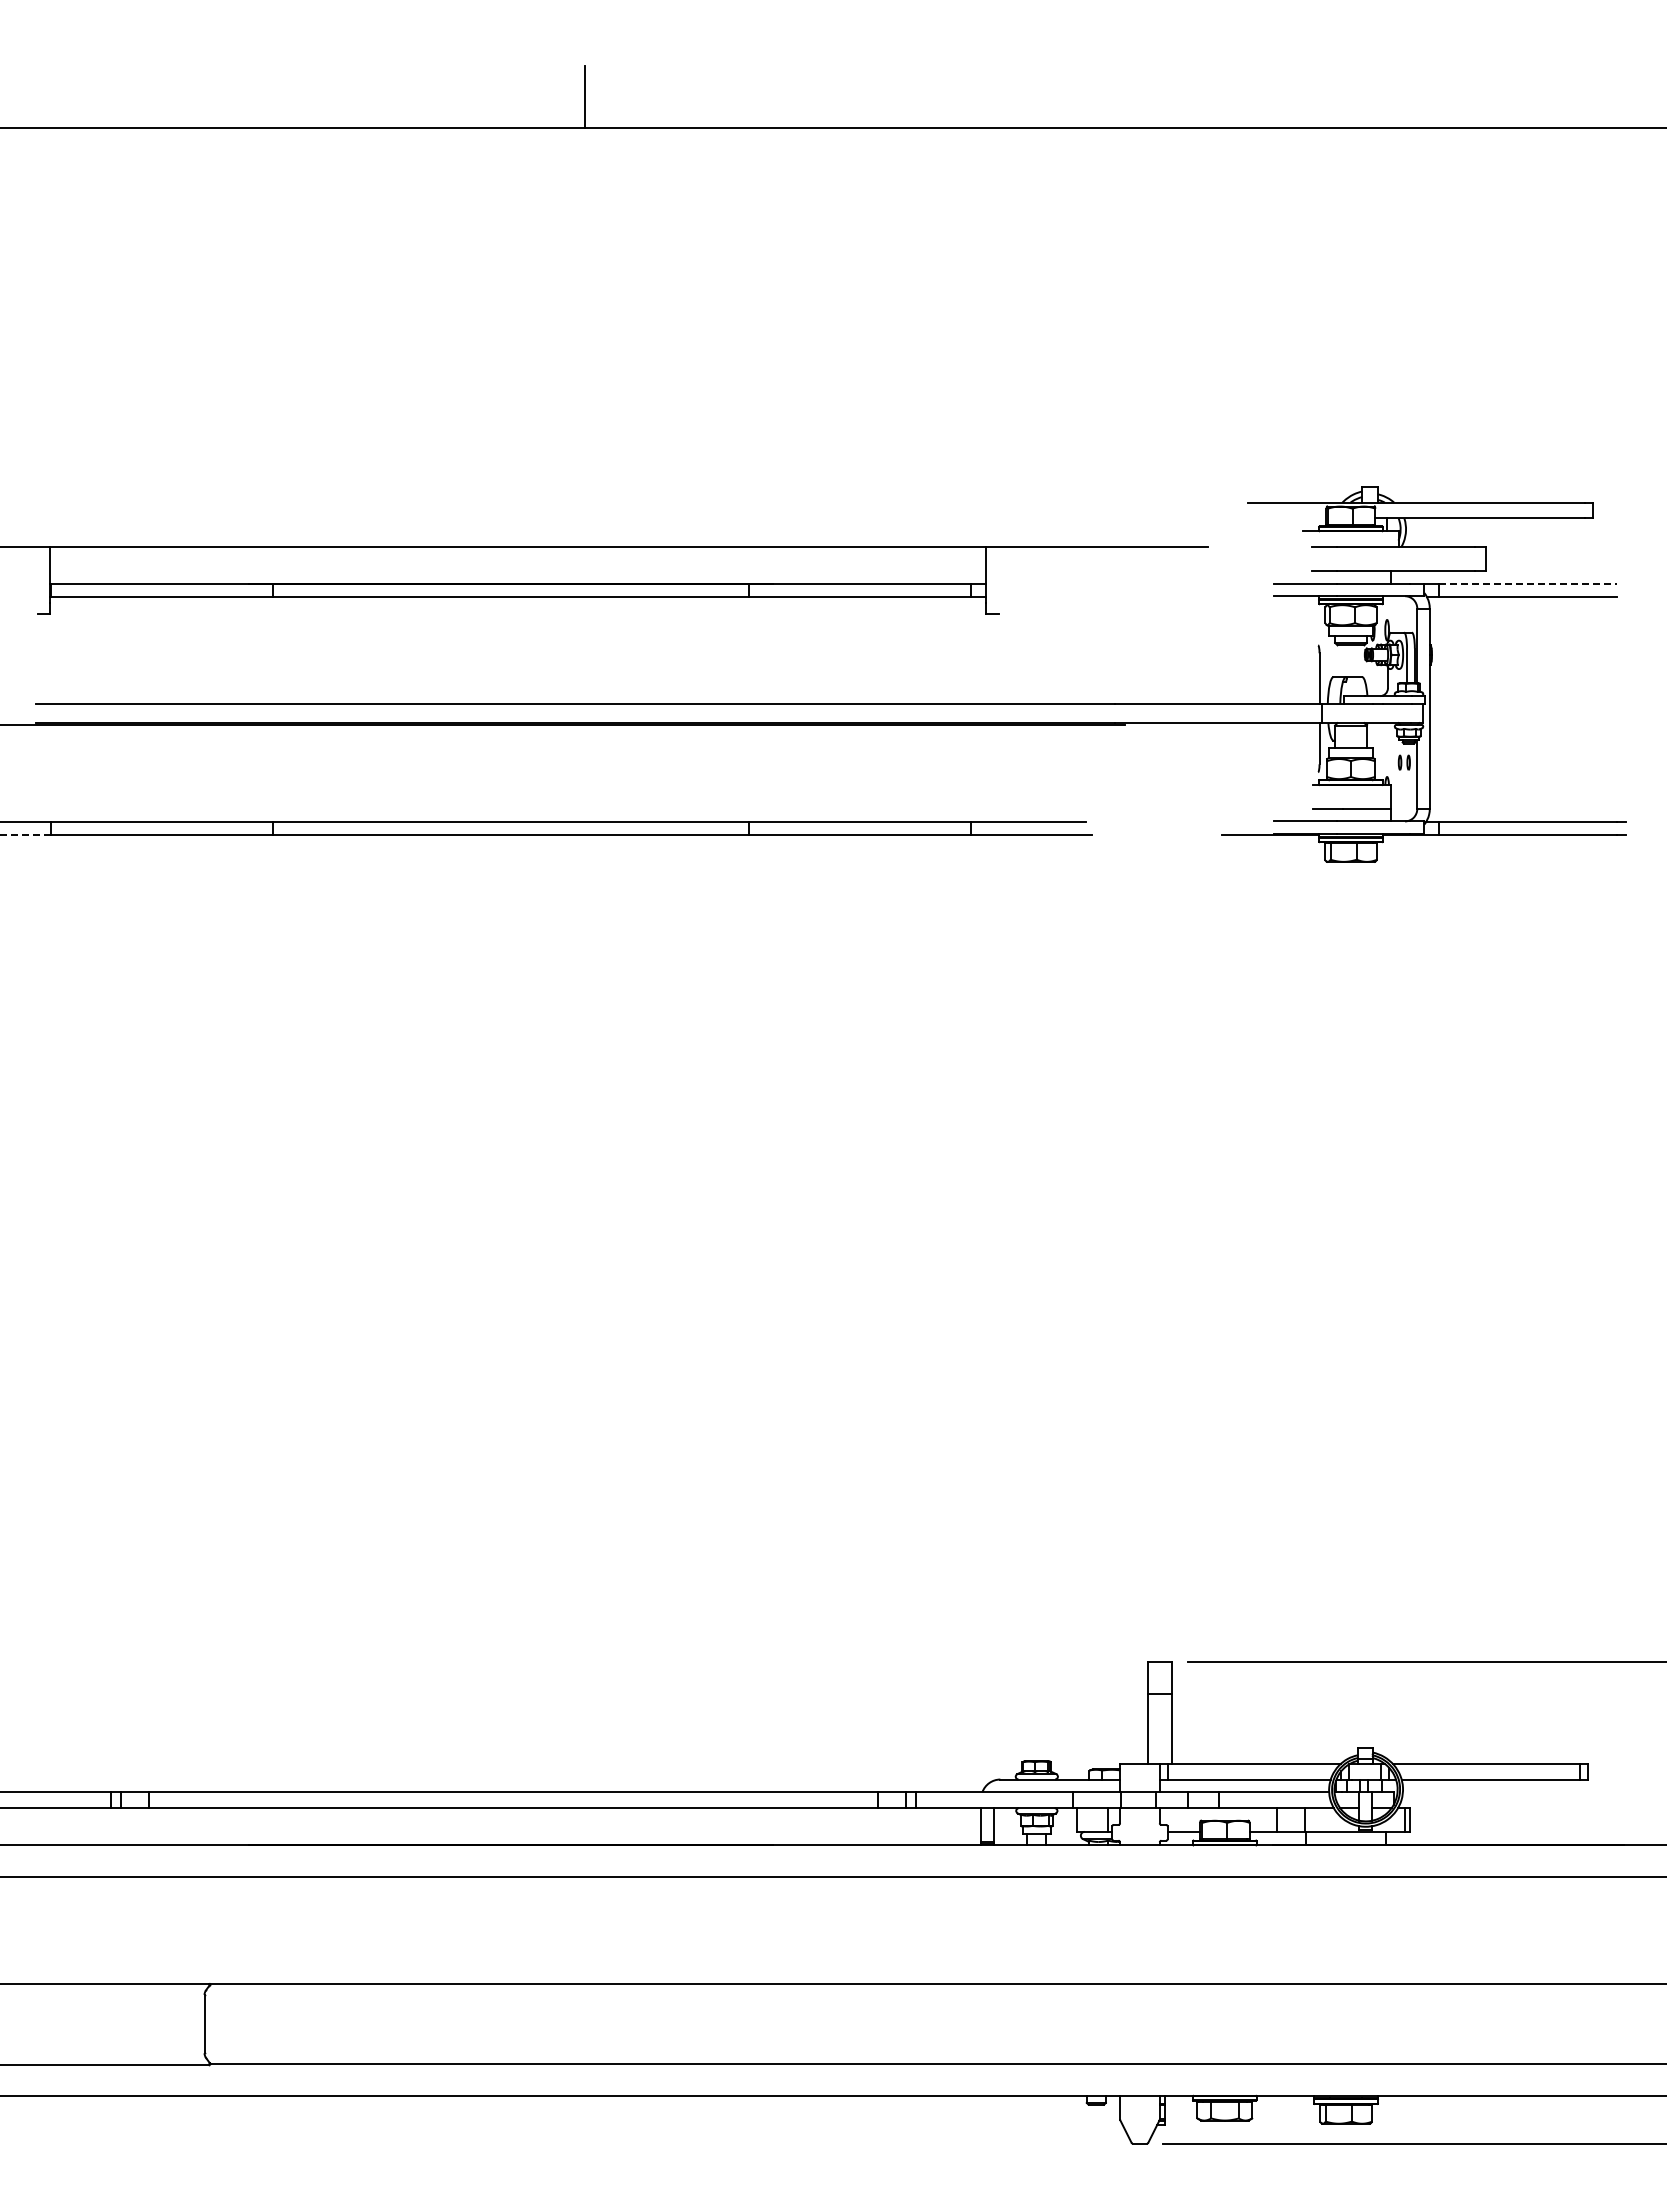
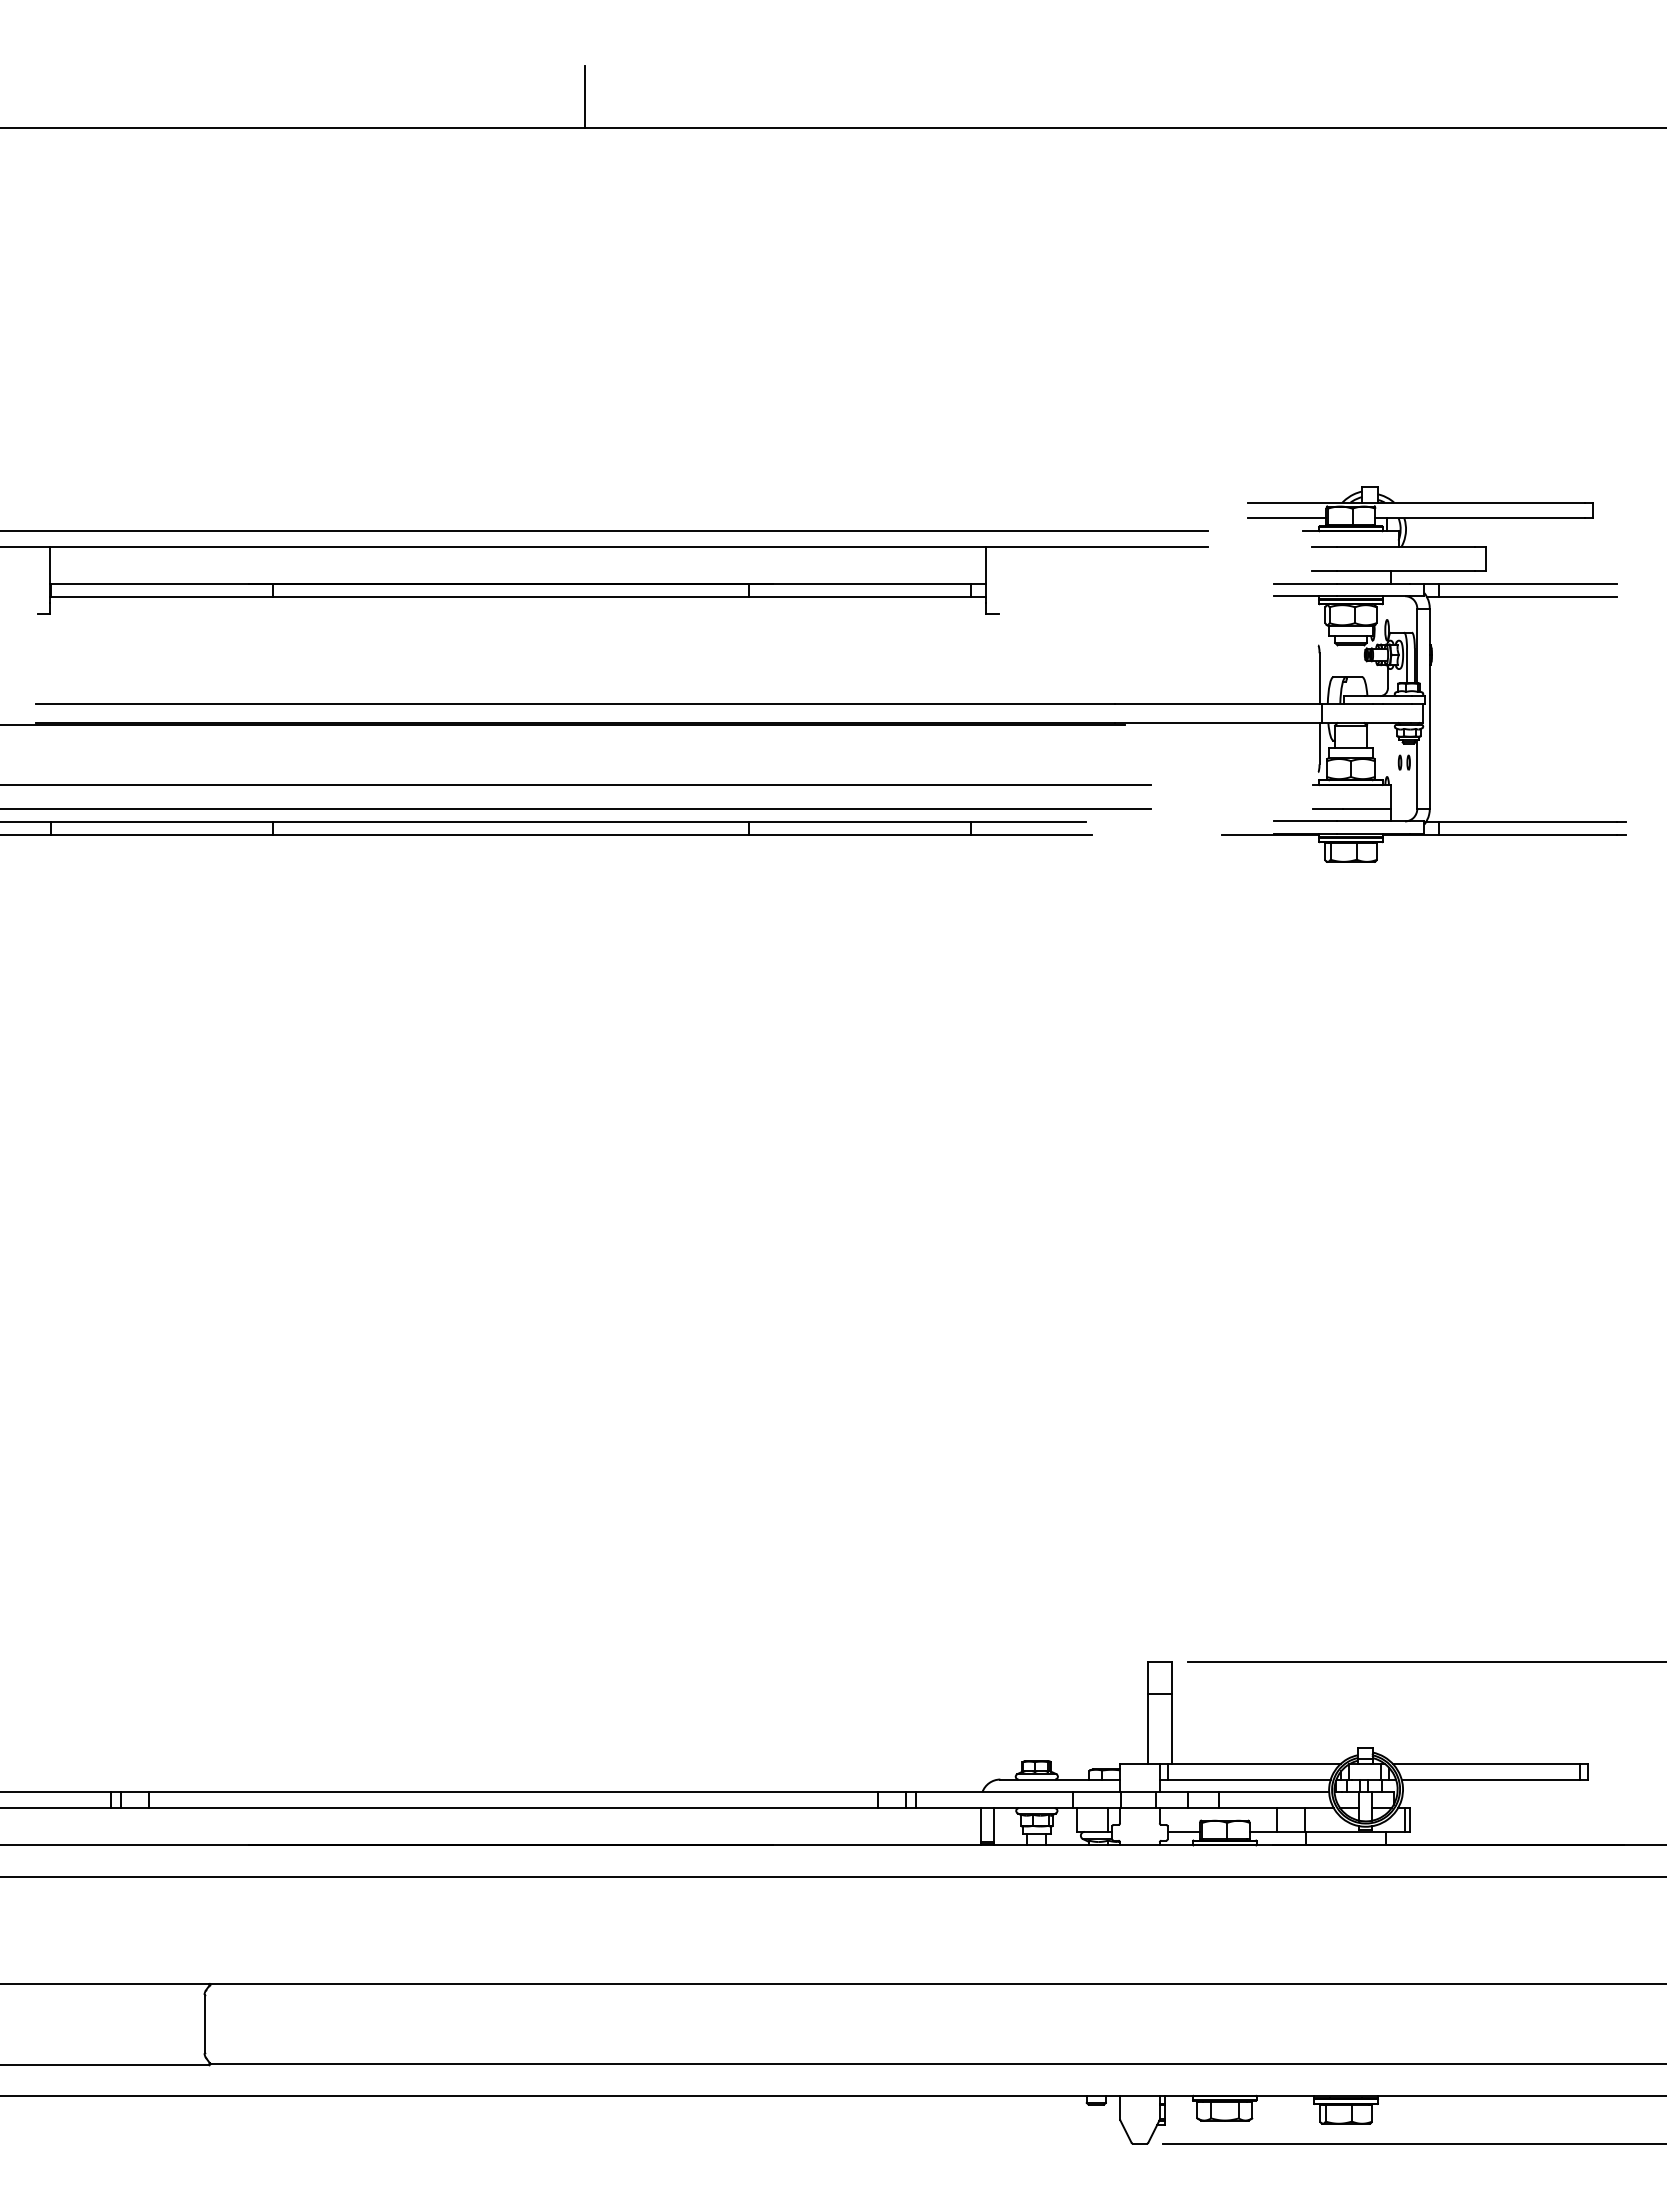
line: none -> present (1286, 518)
line: none -> present (605, 531)
line: dashed -> solid (1528, 584)
line: none -> present (576, 784)
line: none -> present (576, 808)
line: dashed -> solid (25, 834)
